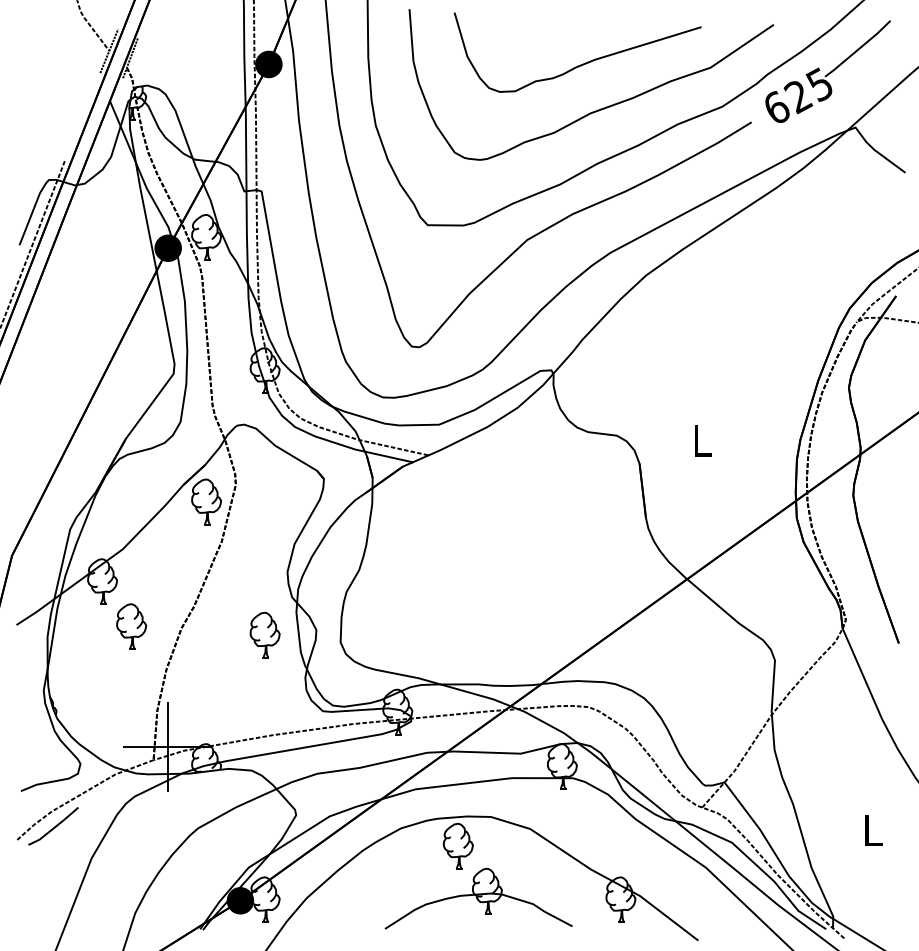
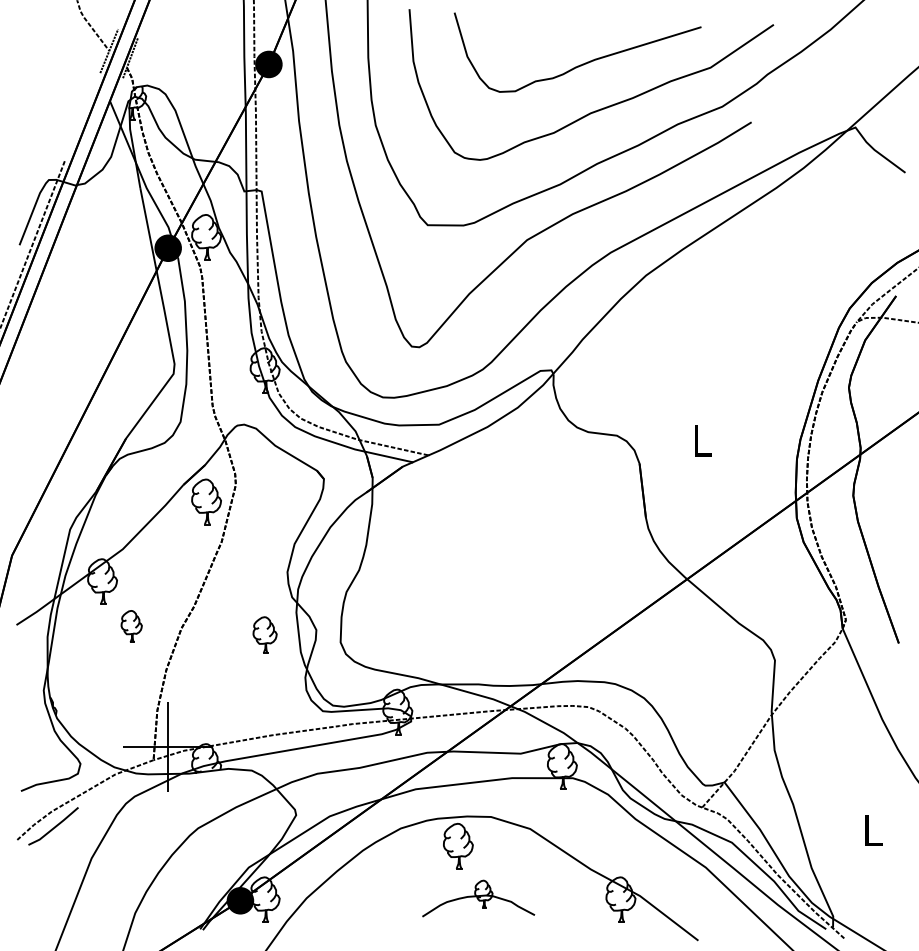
part: present -> none (827, 71)
part size: 32x47 px -> 23x33 px (131, 626)
part size: 32x48 px -> 26x38 px (264, 634)
part size: 189x63 px -> 114x39 px (478, 898)
